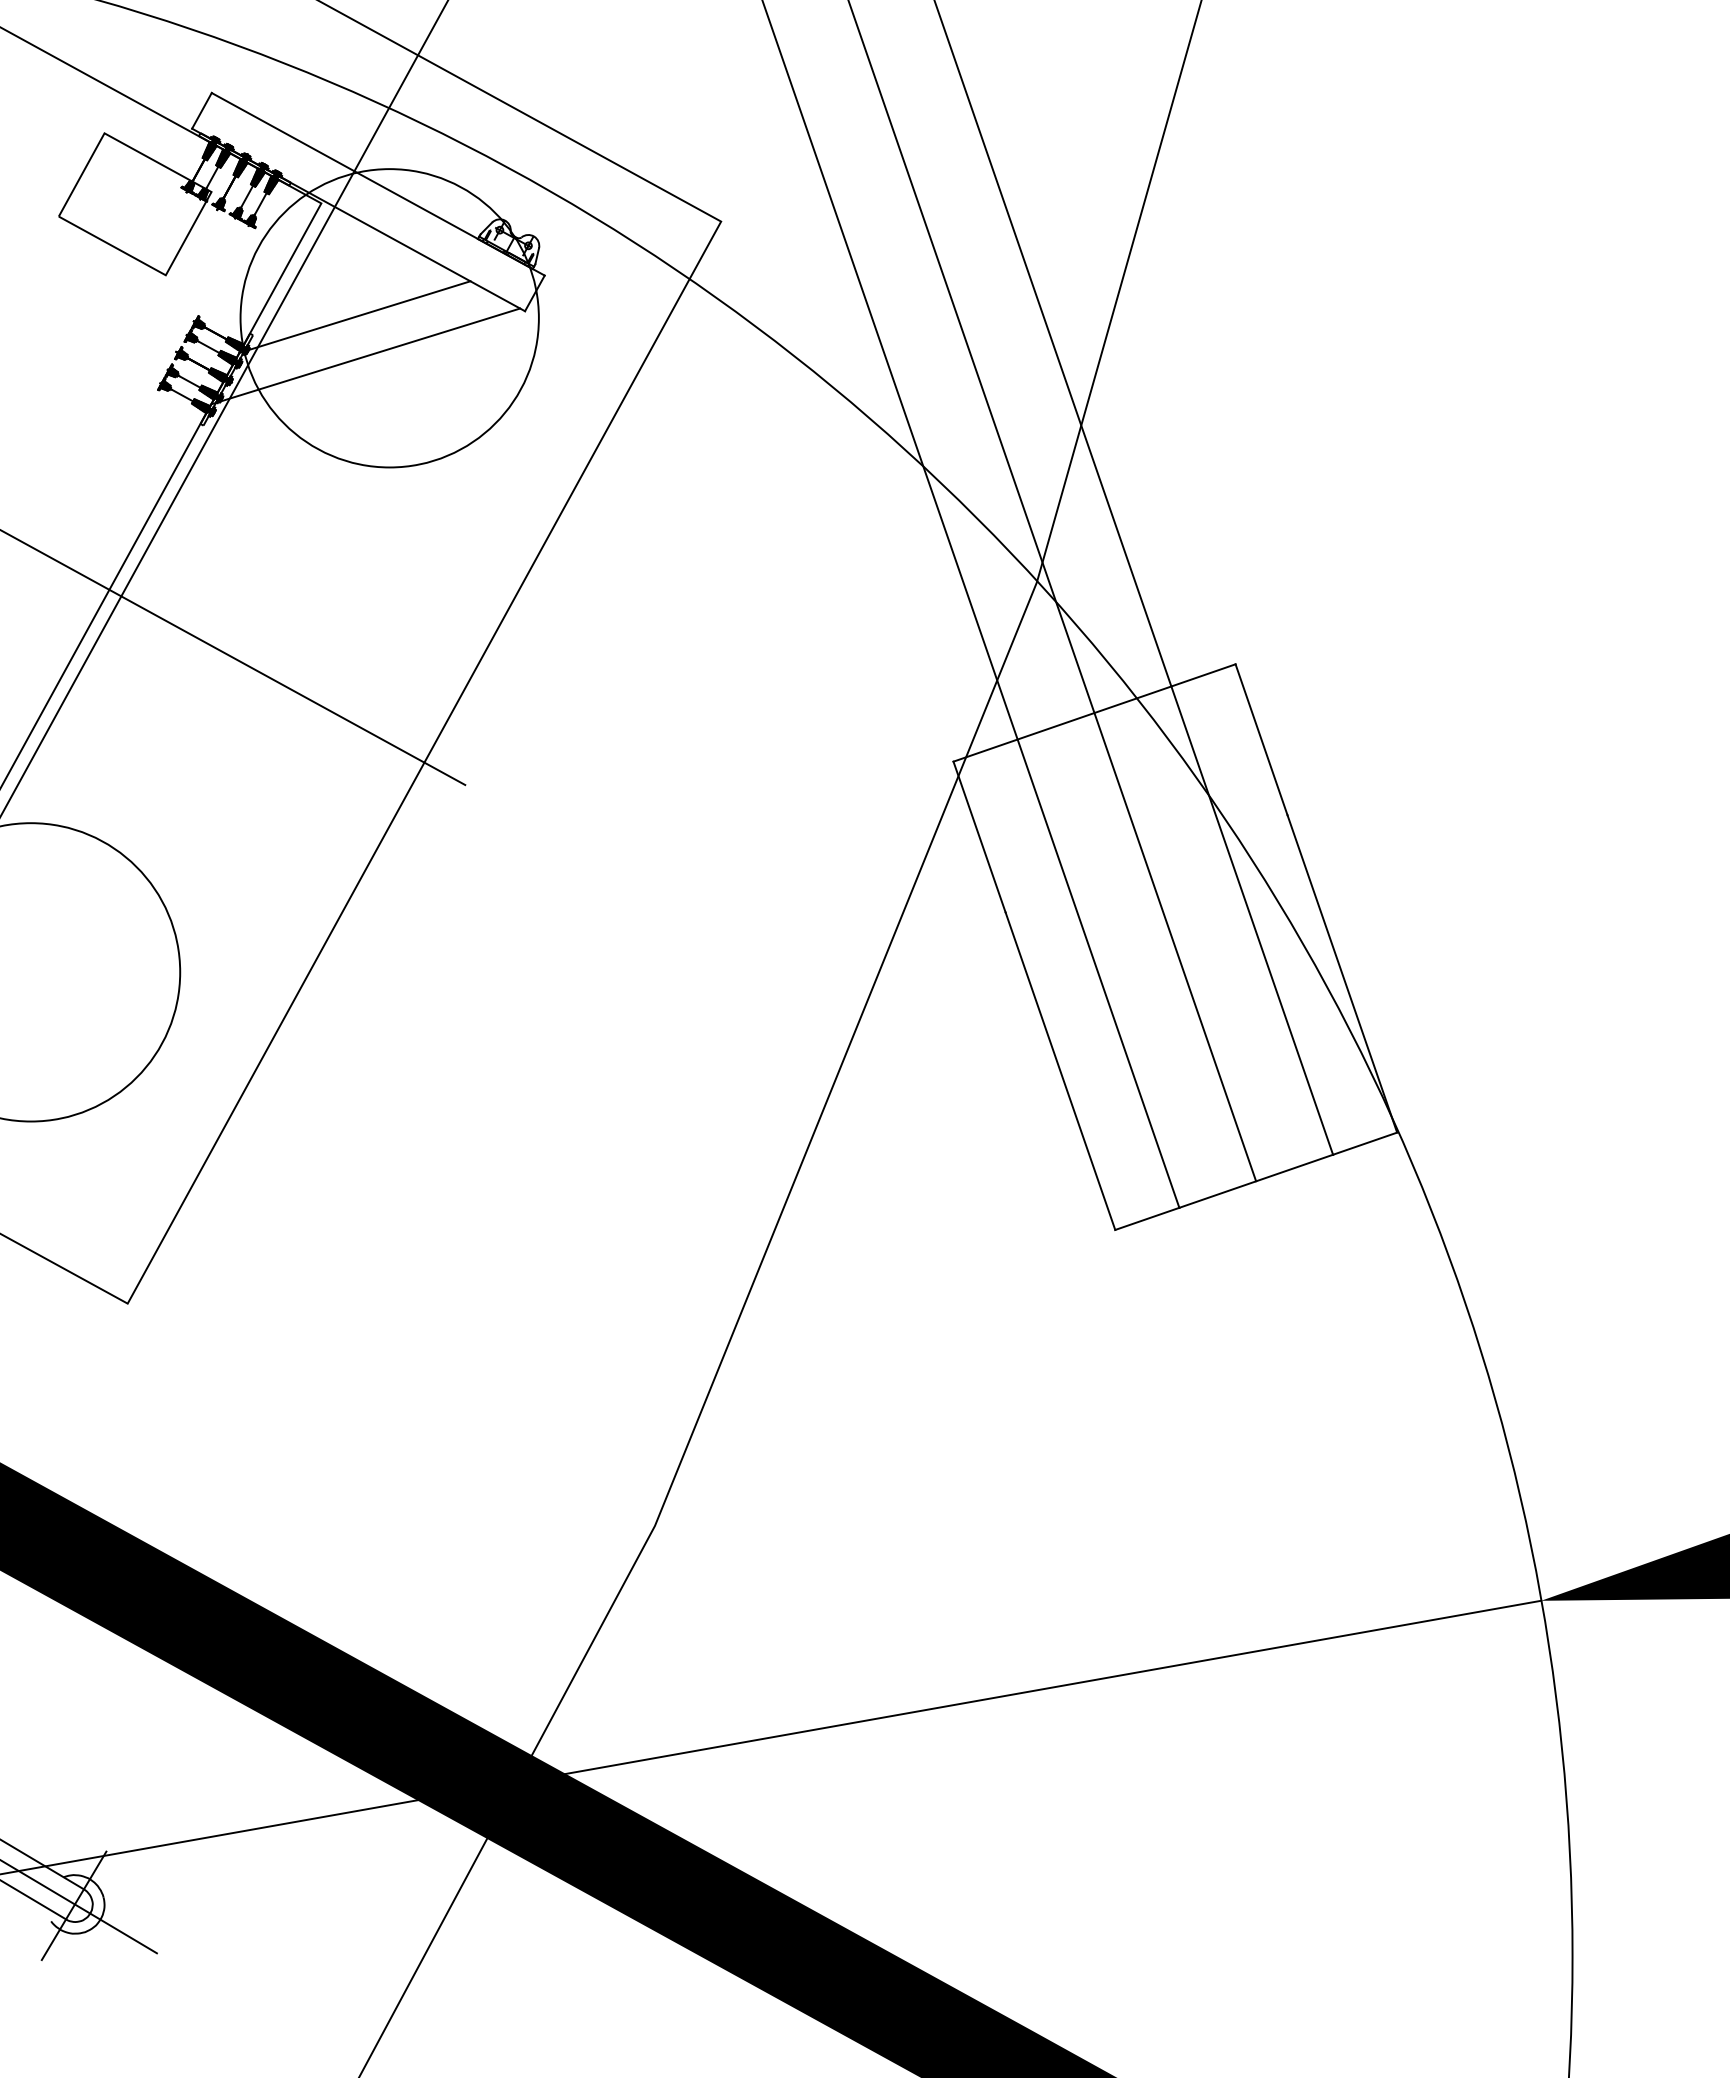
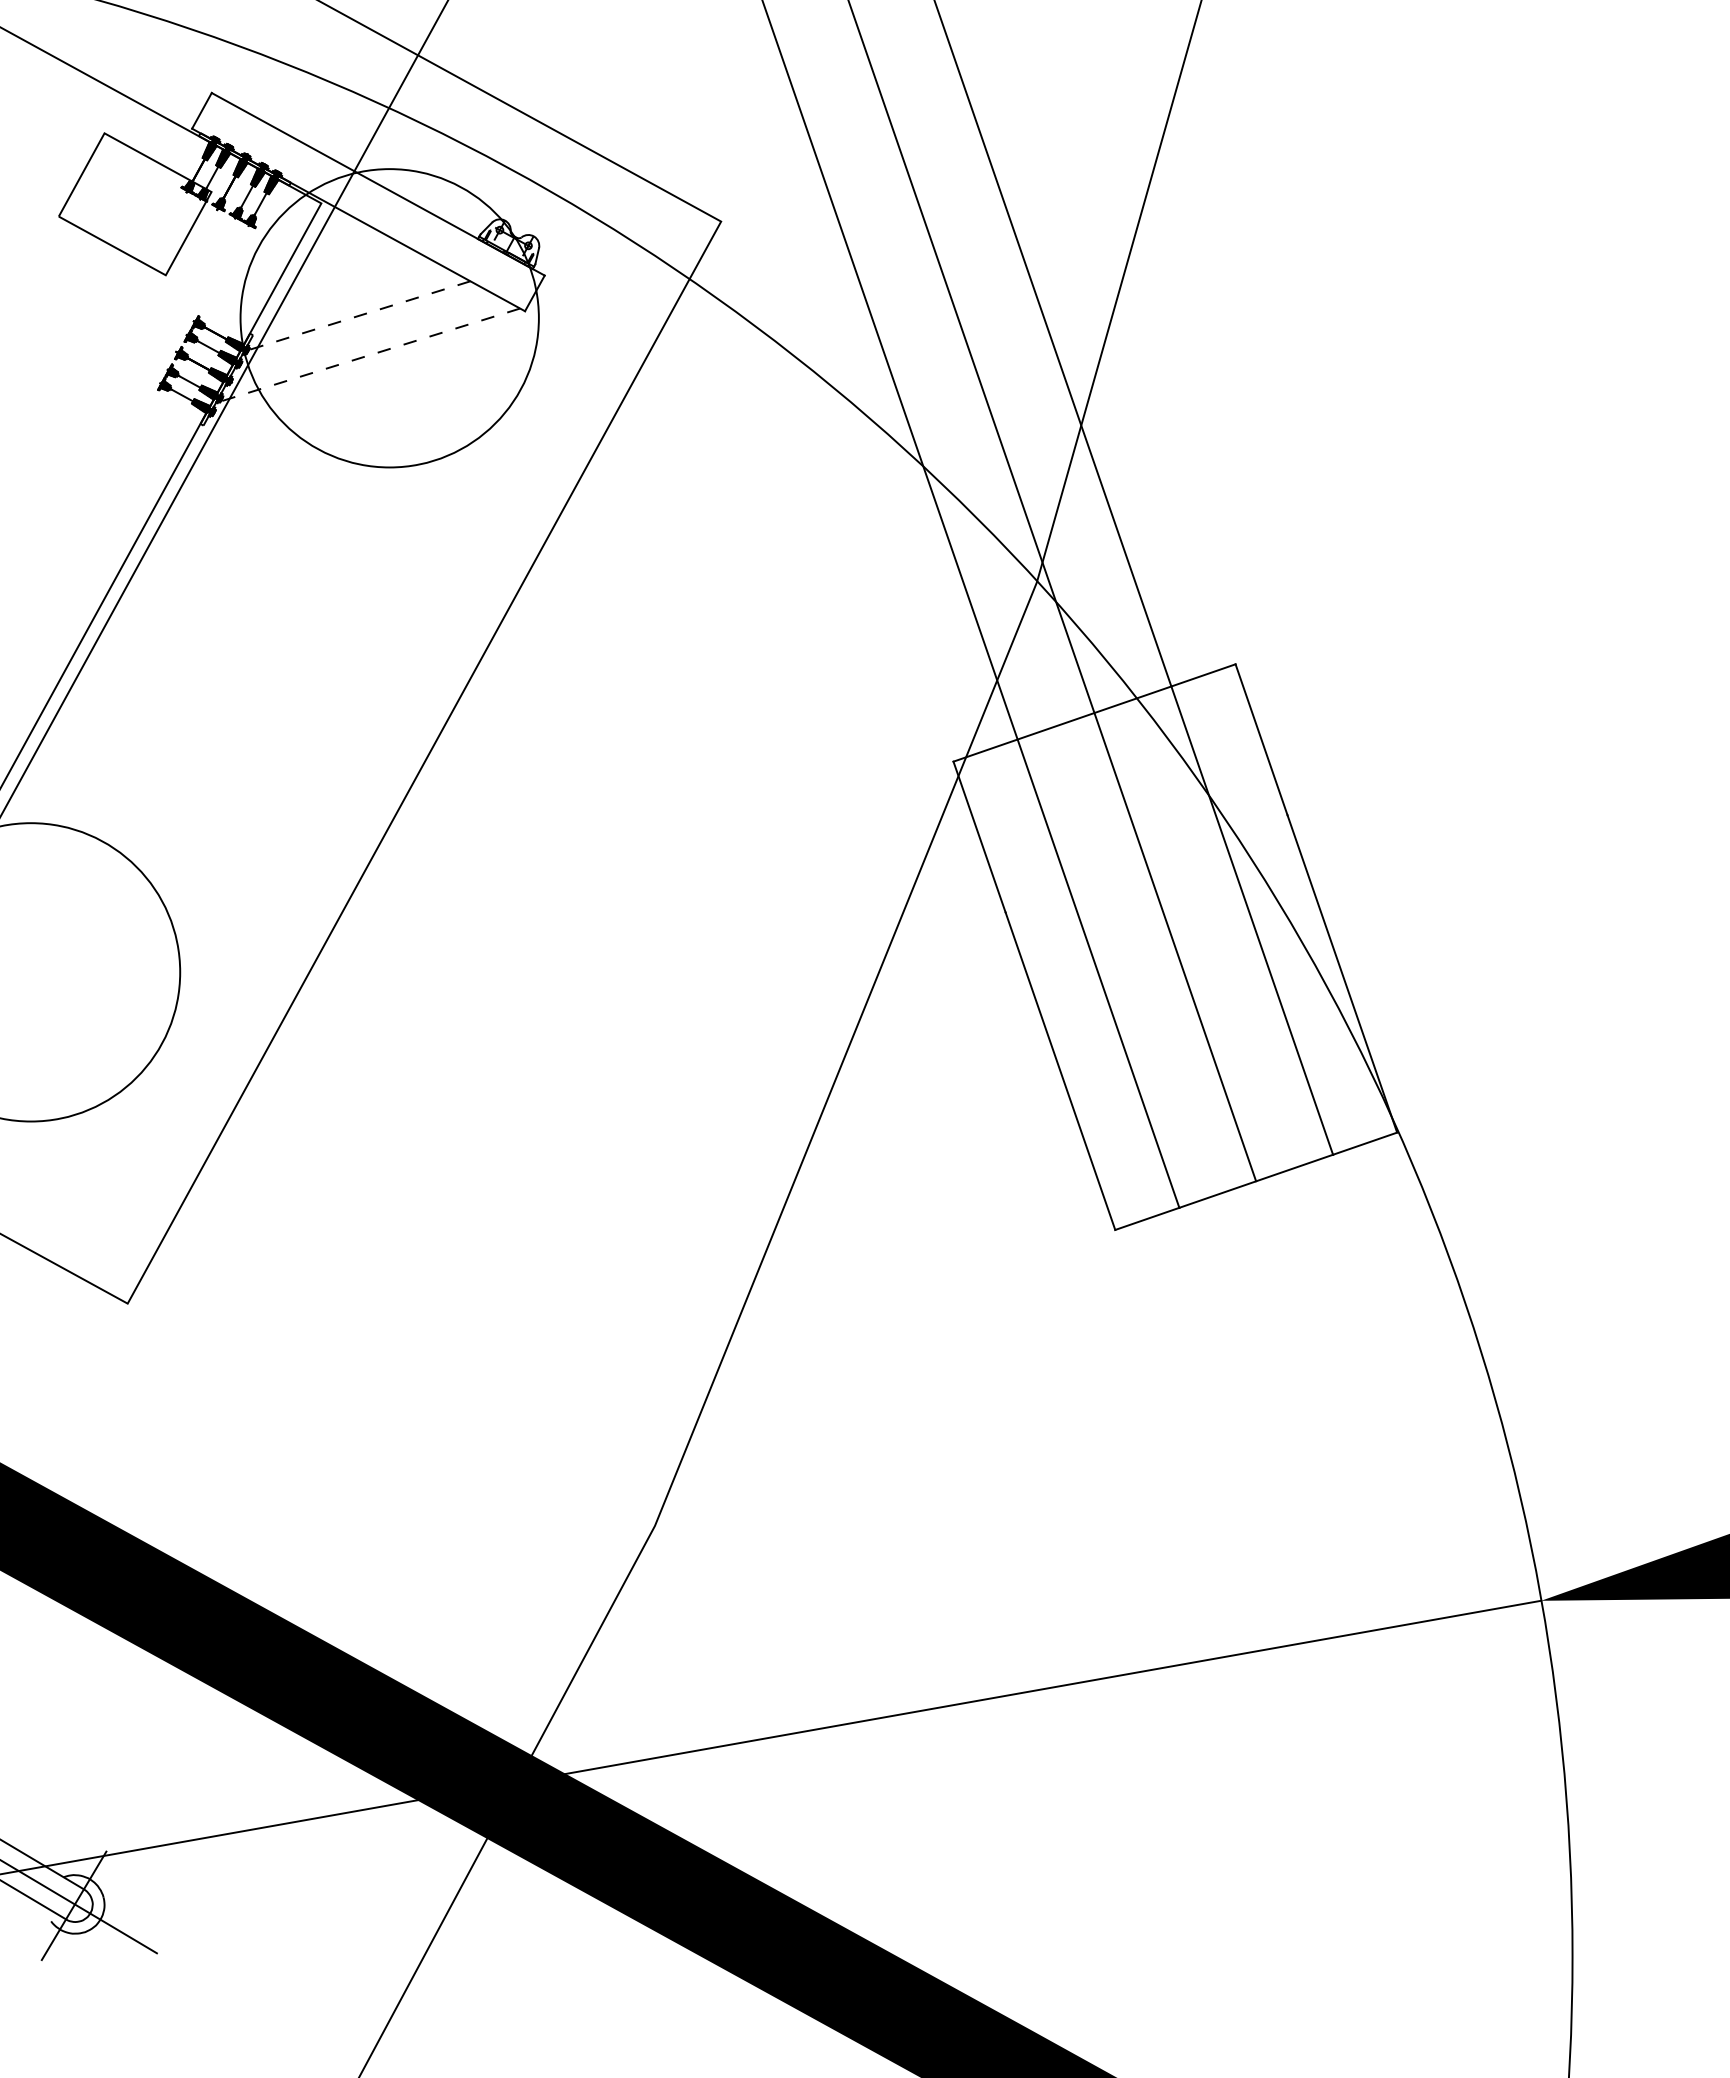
line: solid -> dashed (354, 317)
line: solid -> dashed (365, 356)
line: present -> none (234, 658)
